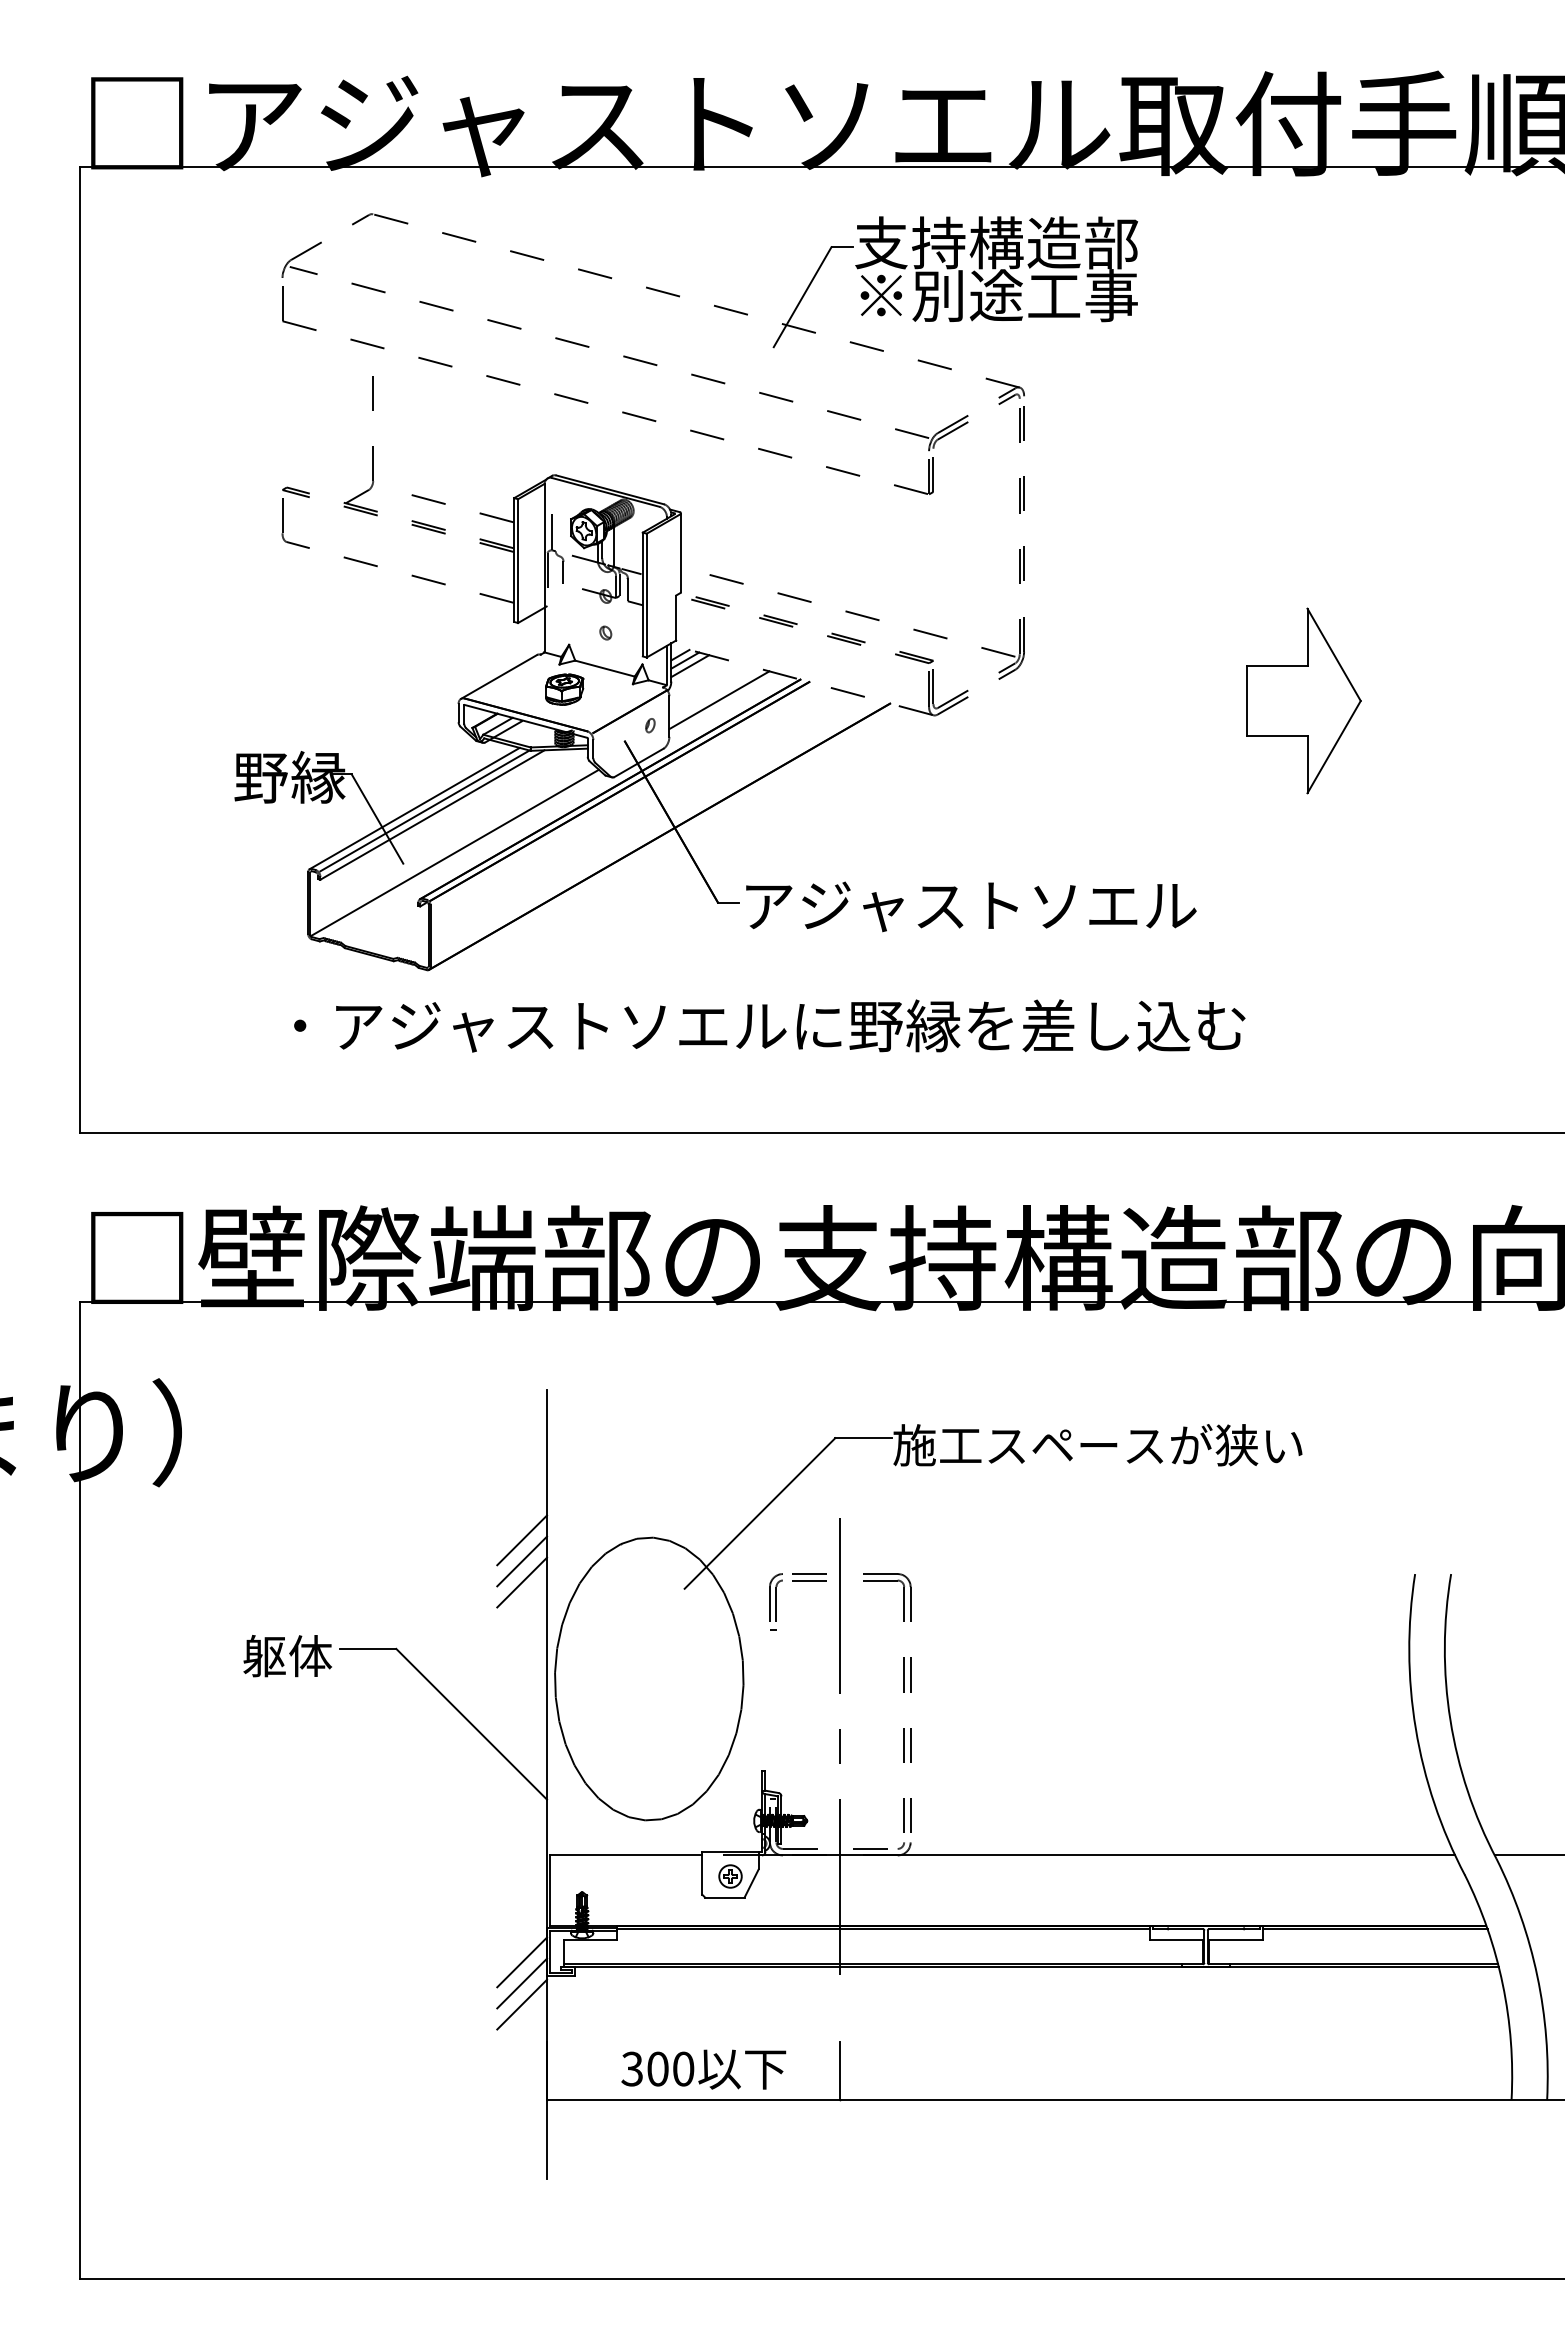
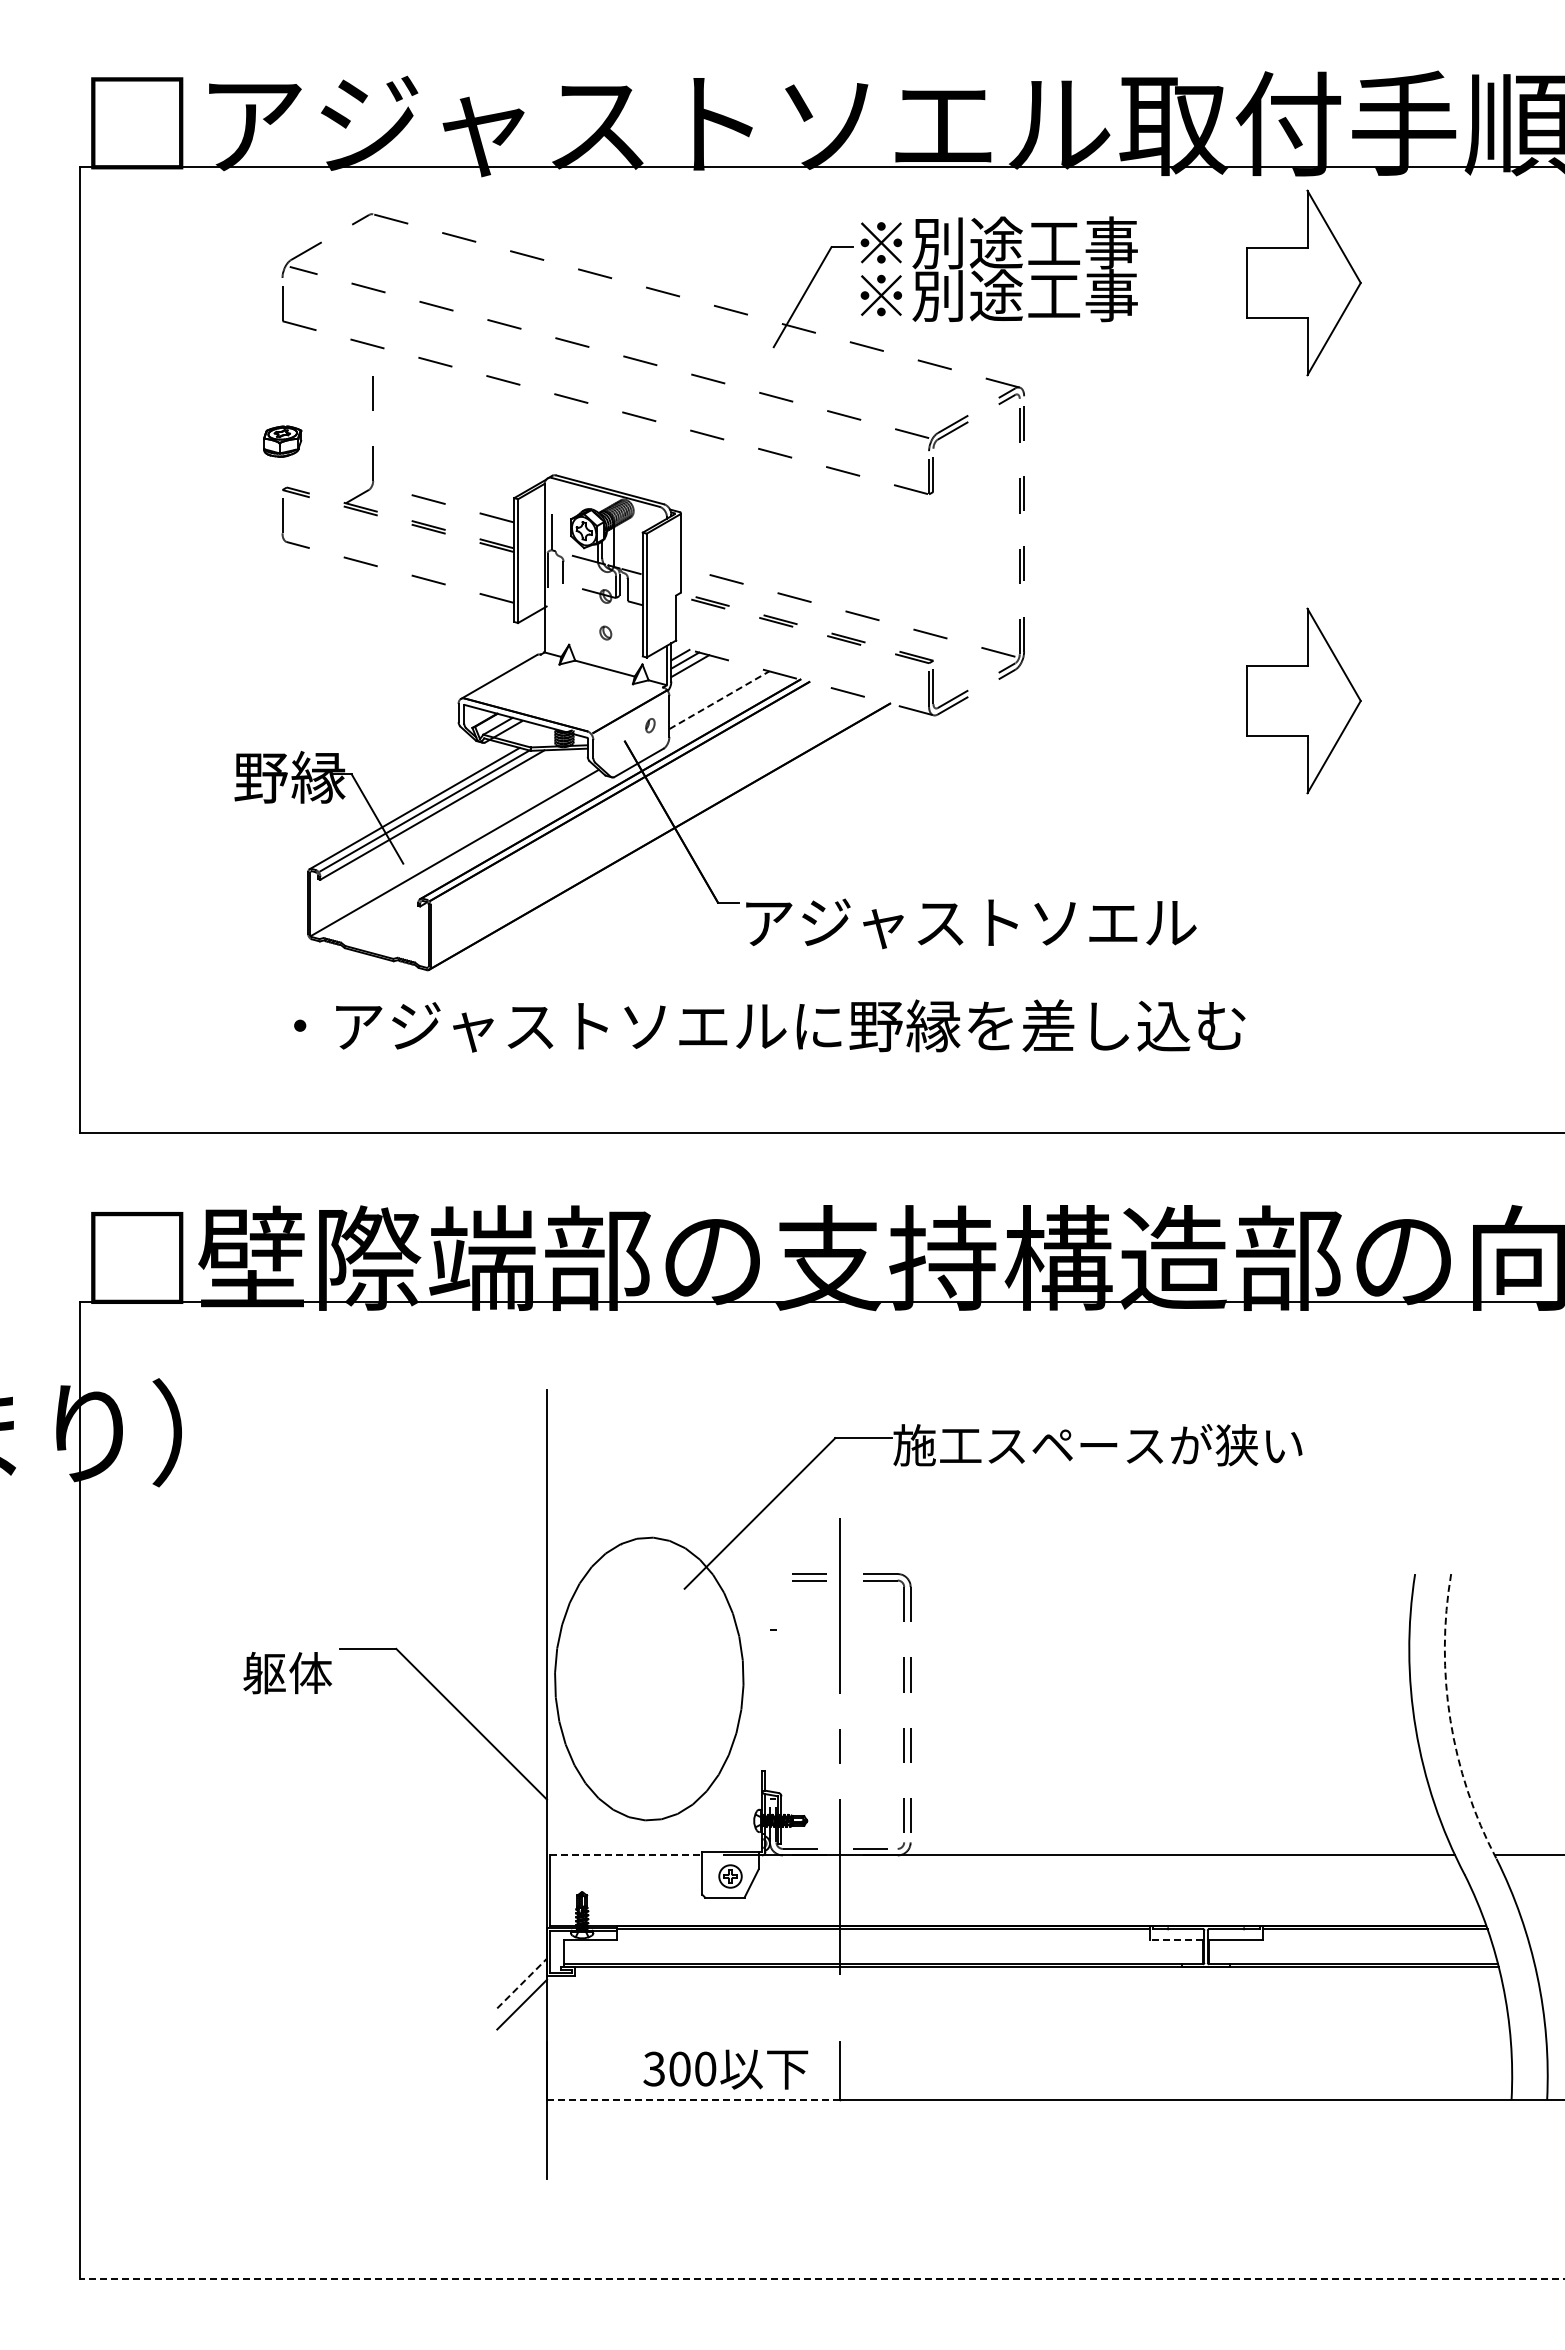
text: 支持構造部 -> ※別途工事 (996, 242)
part: none -> present (1303, 282)
part position: (564, 689) -> (282, 441) (282, 441)
line: solid -> dashed (719, 700)
text position: (971, 906) -> (971, 923) (971, 923)
line: present -> none (522, 1540)
line: present -> none (522, 1561)
line: present -> none (522, 1582)
part: present -> none (775, 1597)
text position: (287, 1656) -> (287, 1673) (287, 1673)
arc: solid -> dashed (1450, 1720)
line: solid -> dashed (626, 1855)
line: solid -> dashed (1176, 1939)
line: present -> none (522, 1962)
line: solid -> dashed (522, 1983)
text position: (703, 2069) -> (725, 2069) (725, 2069)
line: solid -> dashed (693, 2100)
line: solid -> dashed (821, 2279)
